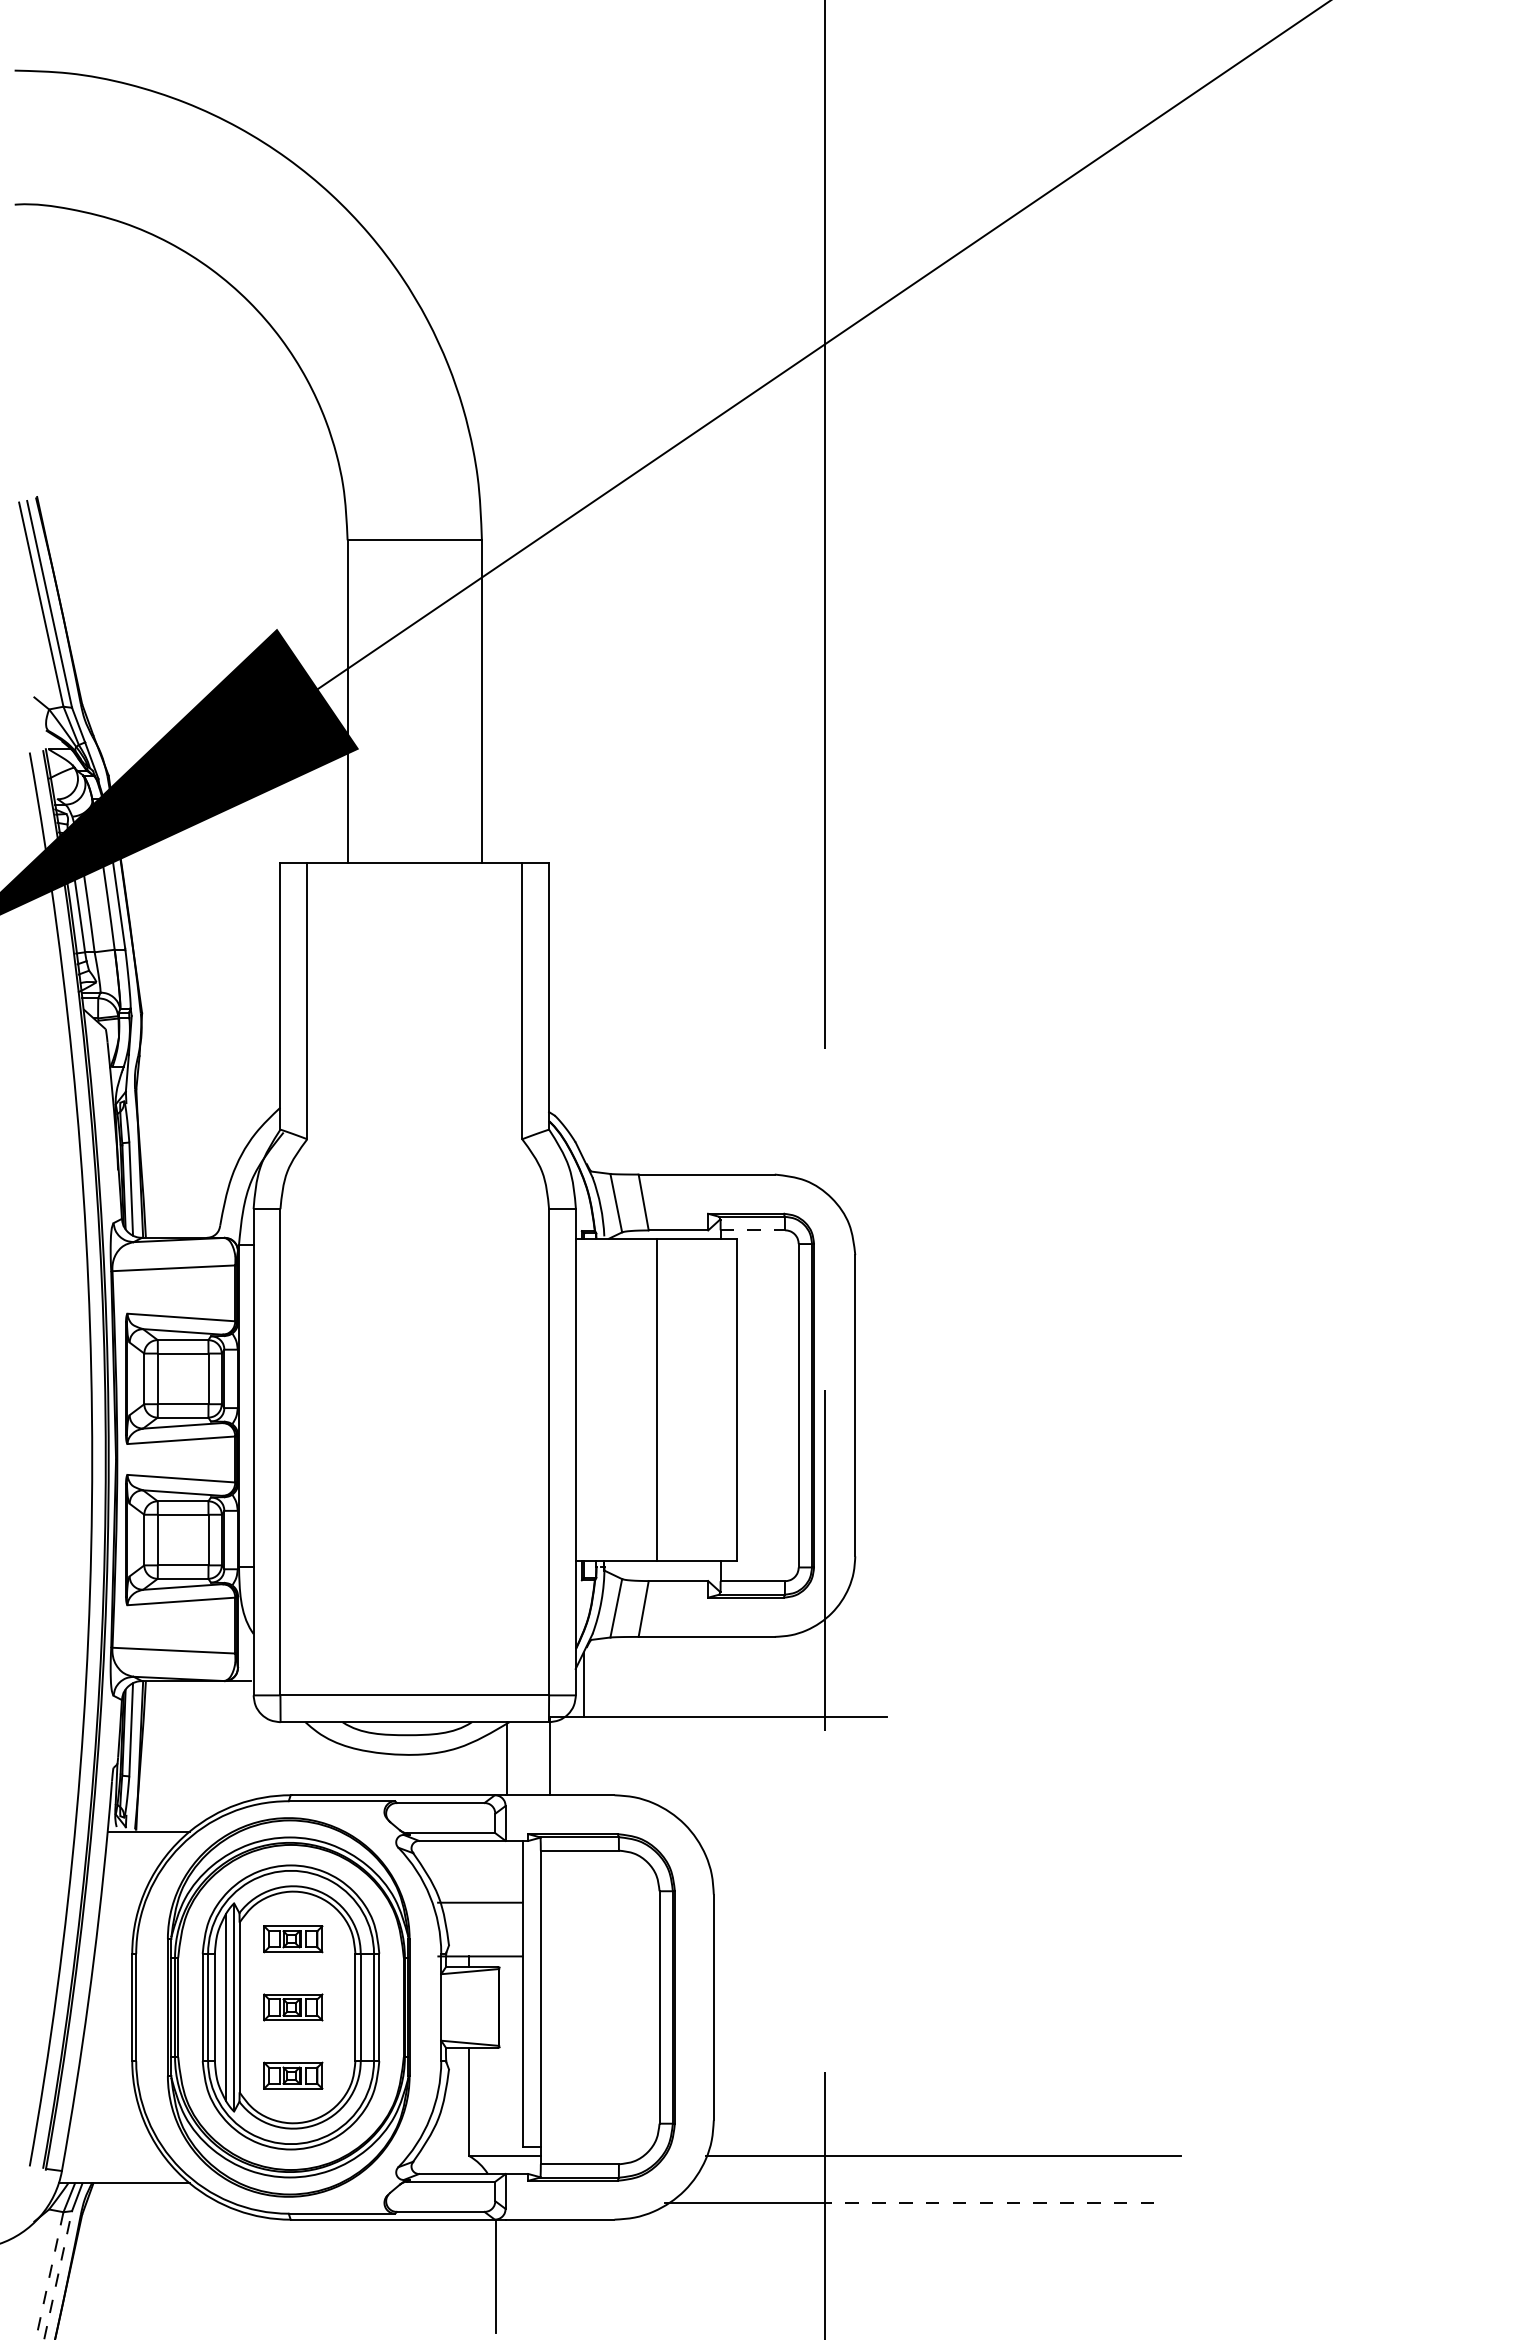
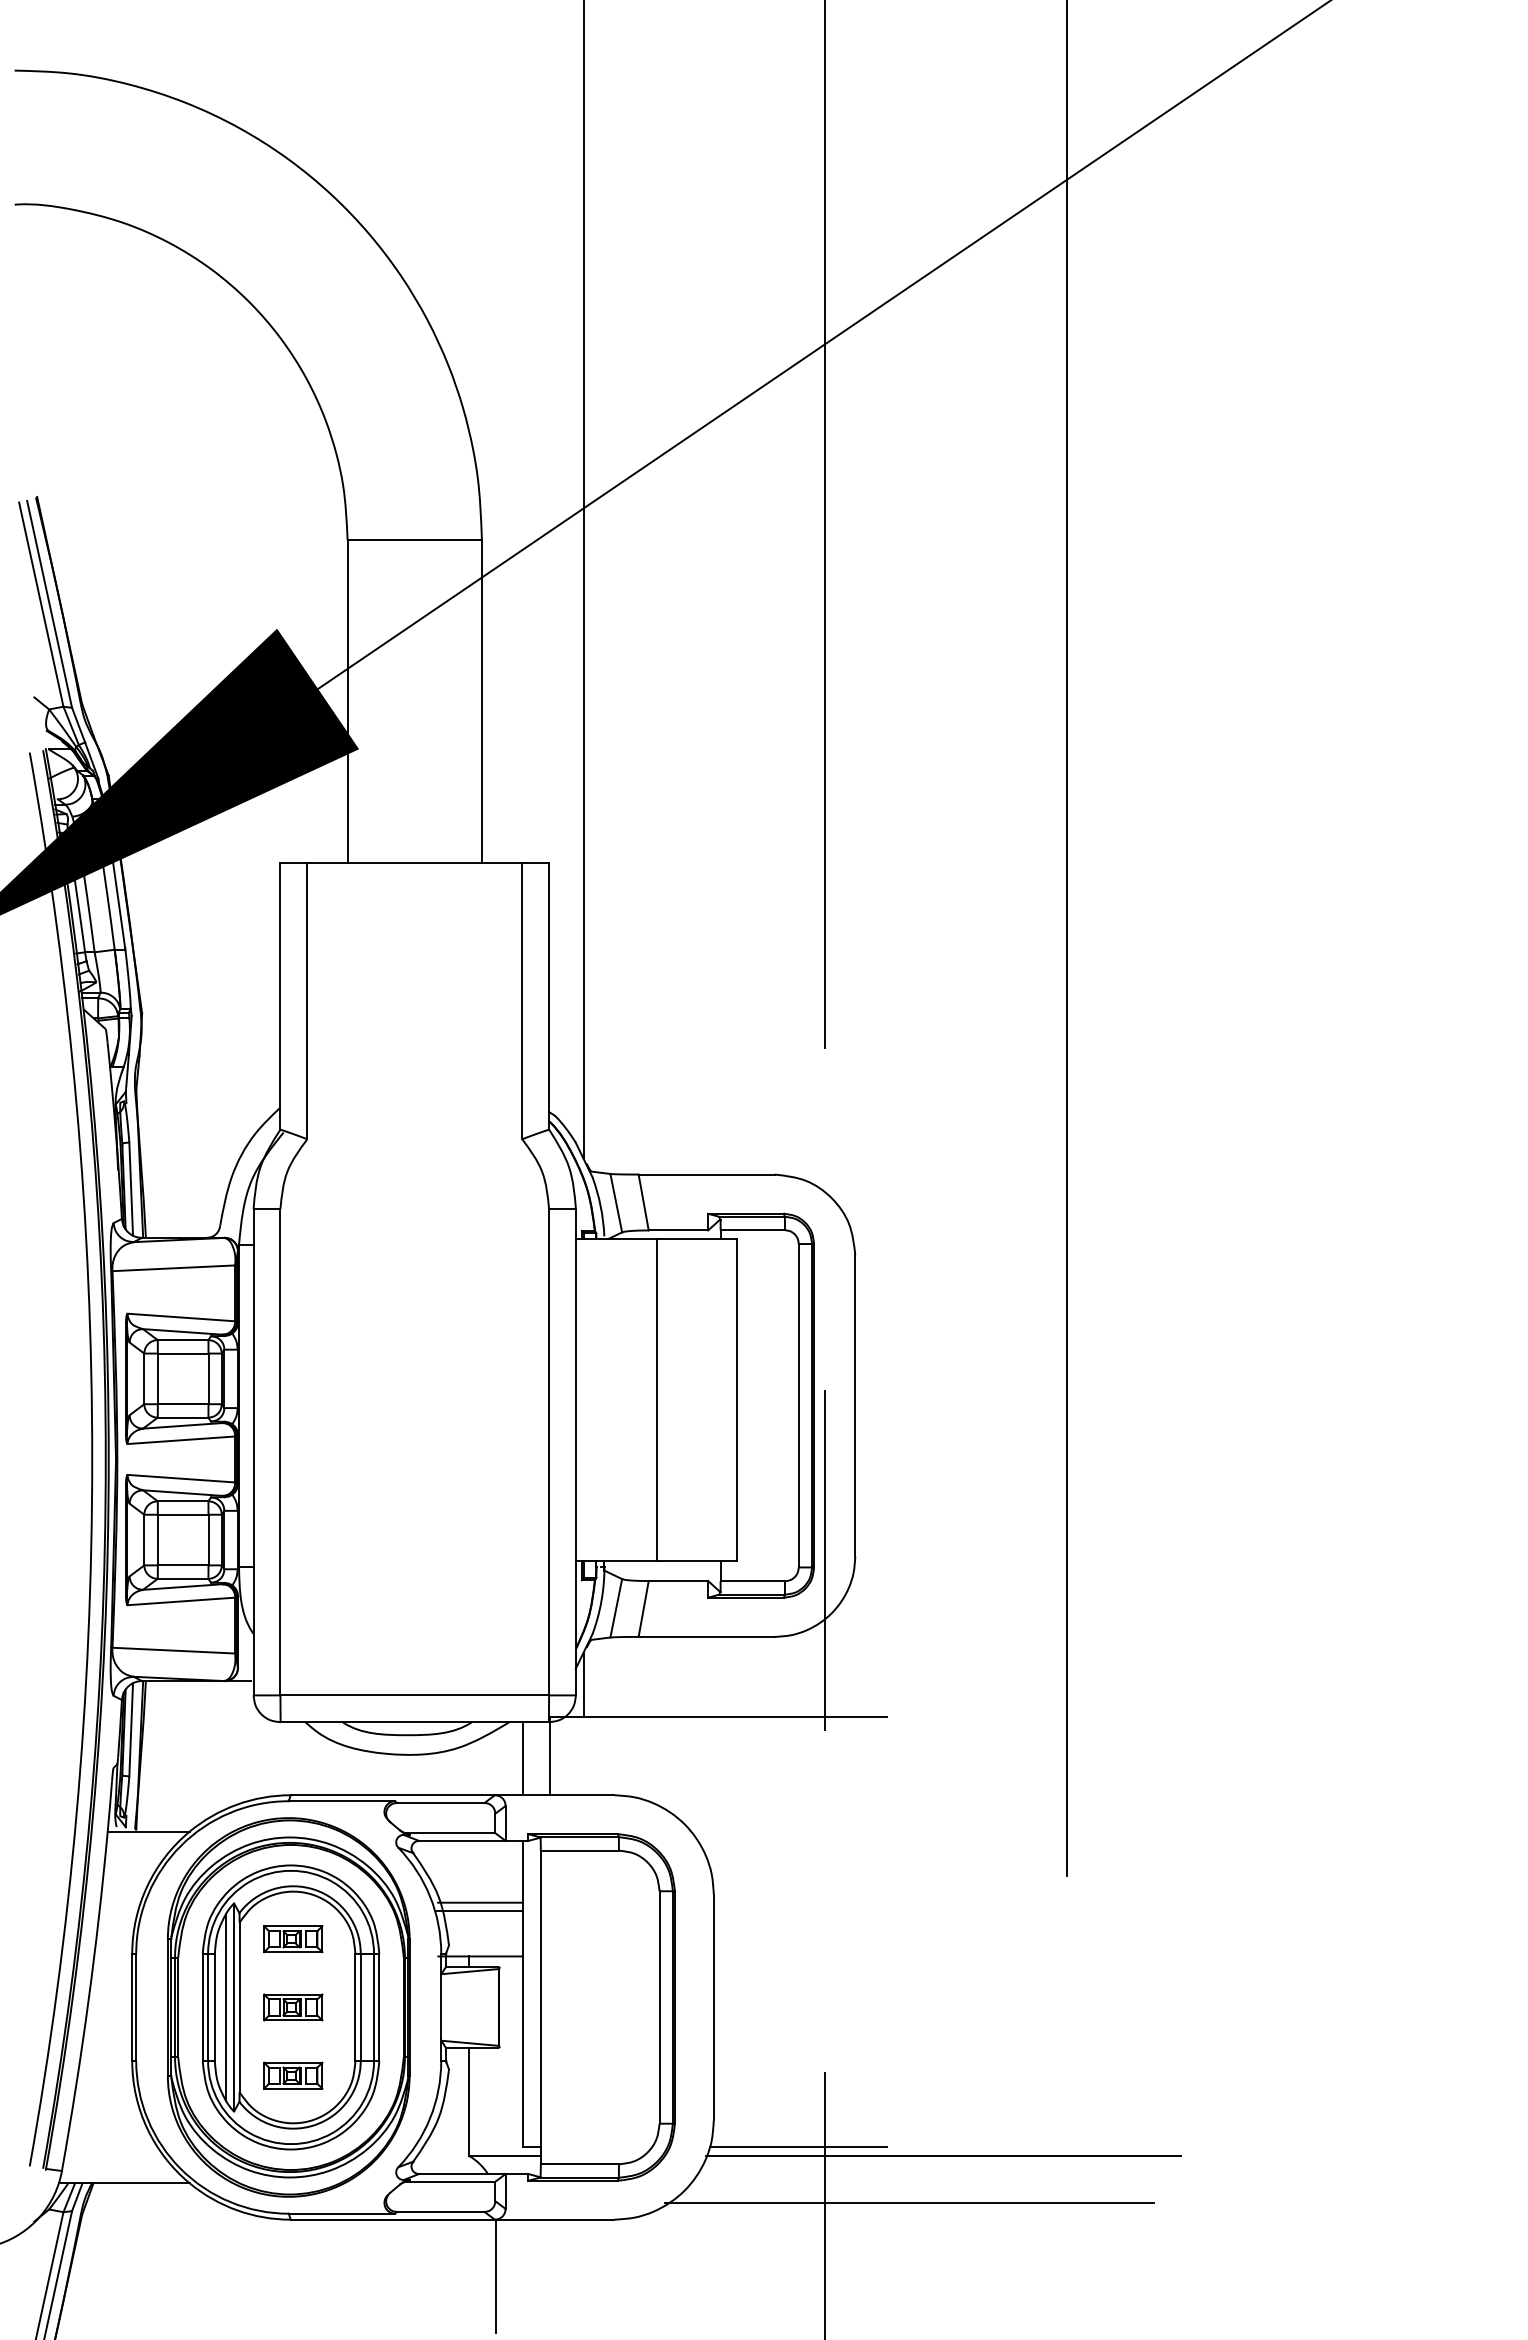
line: none -> present (583, 580)
line: none -> present (1067, 938)
line: dashed -> solid (753, 1230)
line position: (507, 1758) -> (523, 1758) (523, 1758)
line: none -> present (480, 1910)
line: none -> present (797, 2147)
line: dashed -> solid (989, 2202)
line: dashed -> solid (58, 2274)
line: dashed -> solid (49, 2275)
